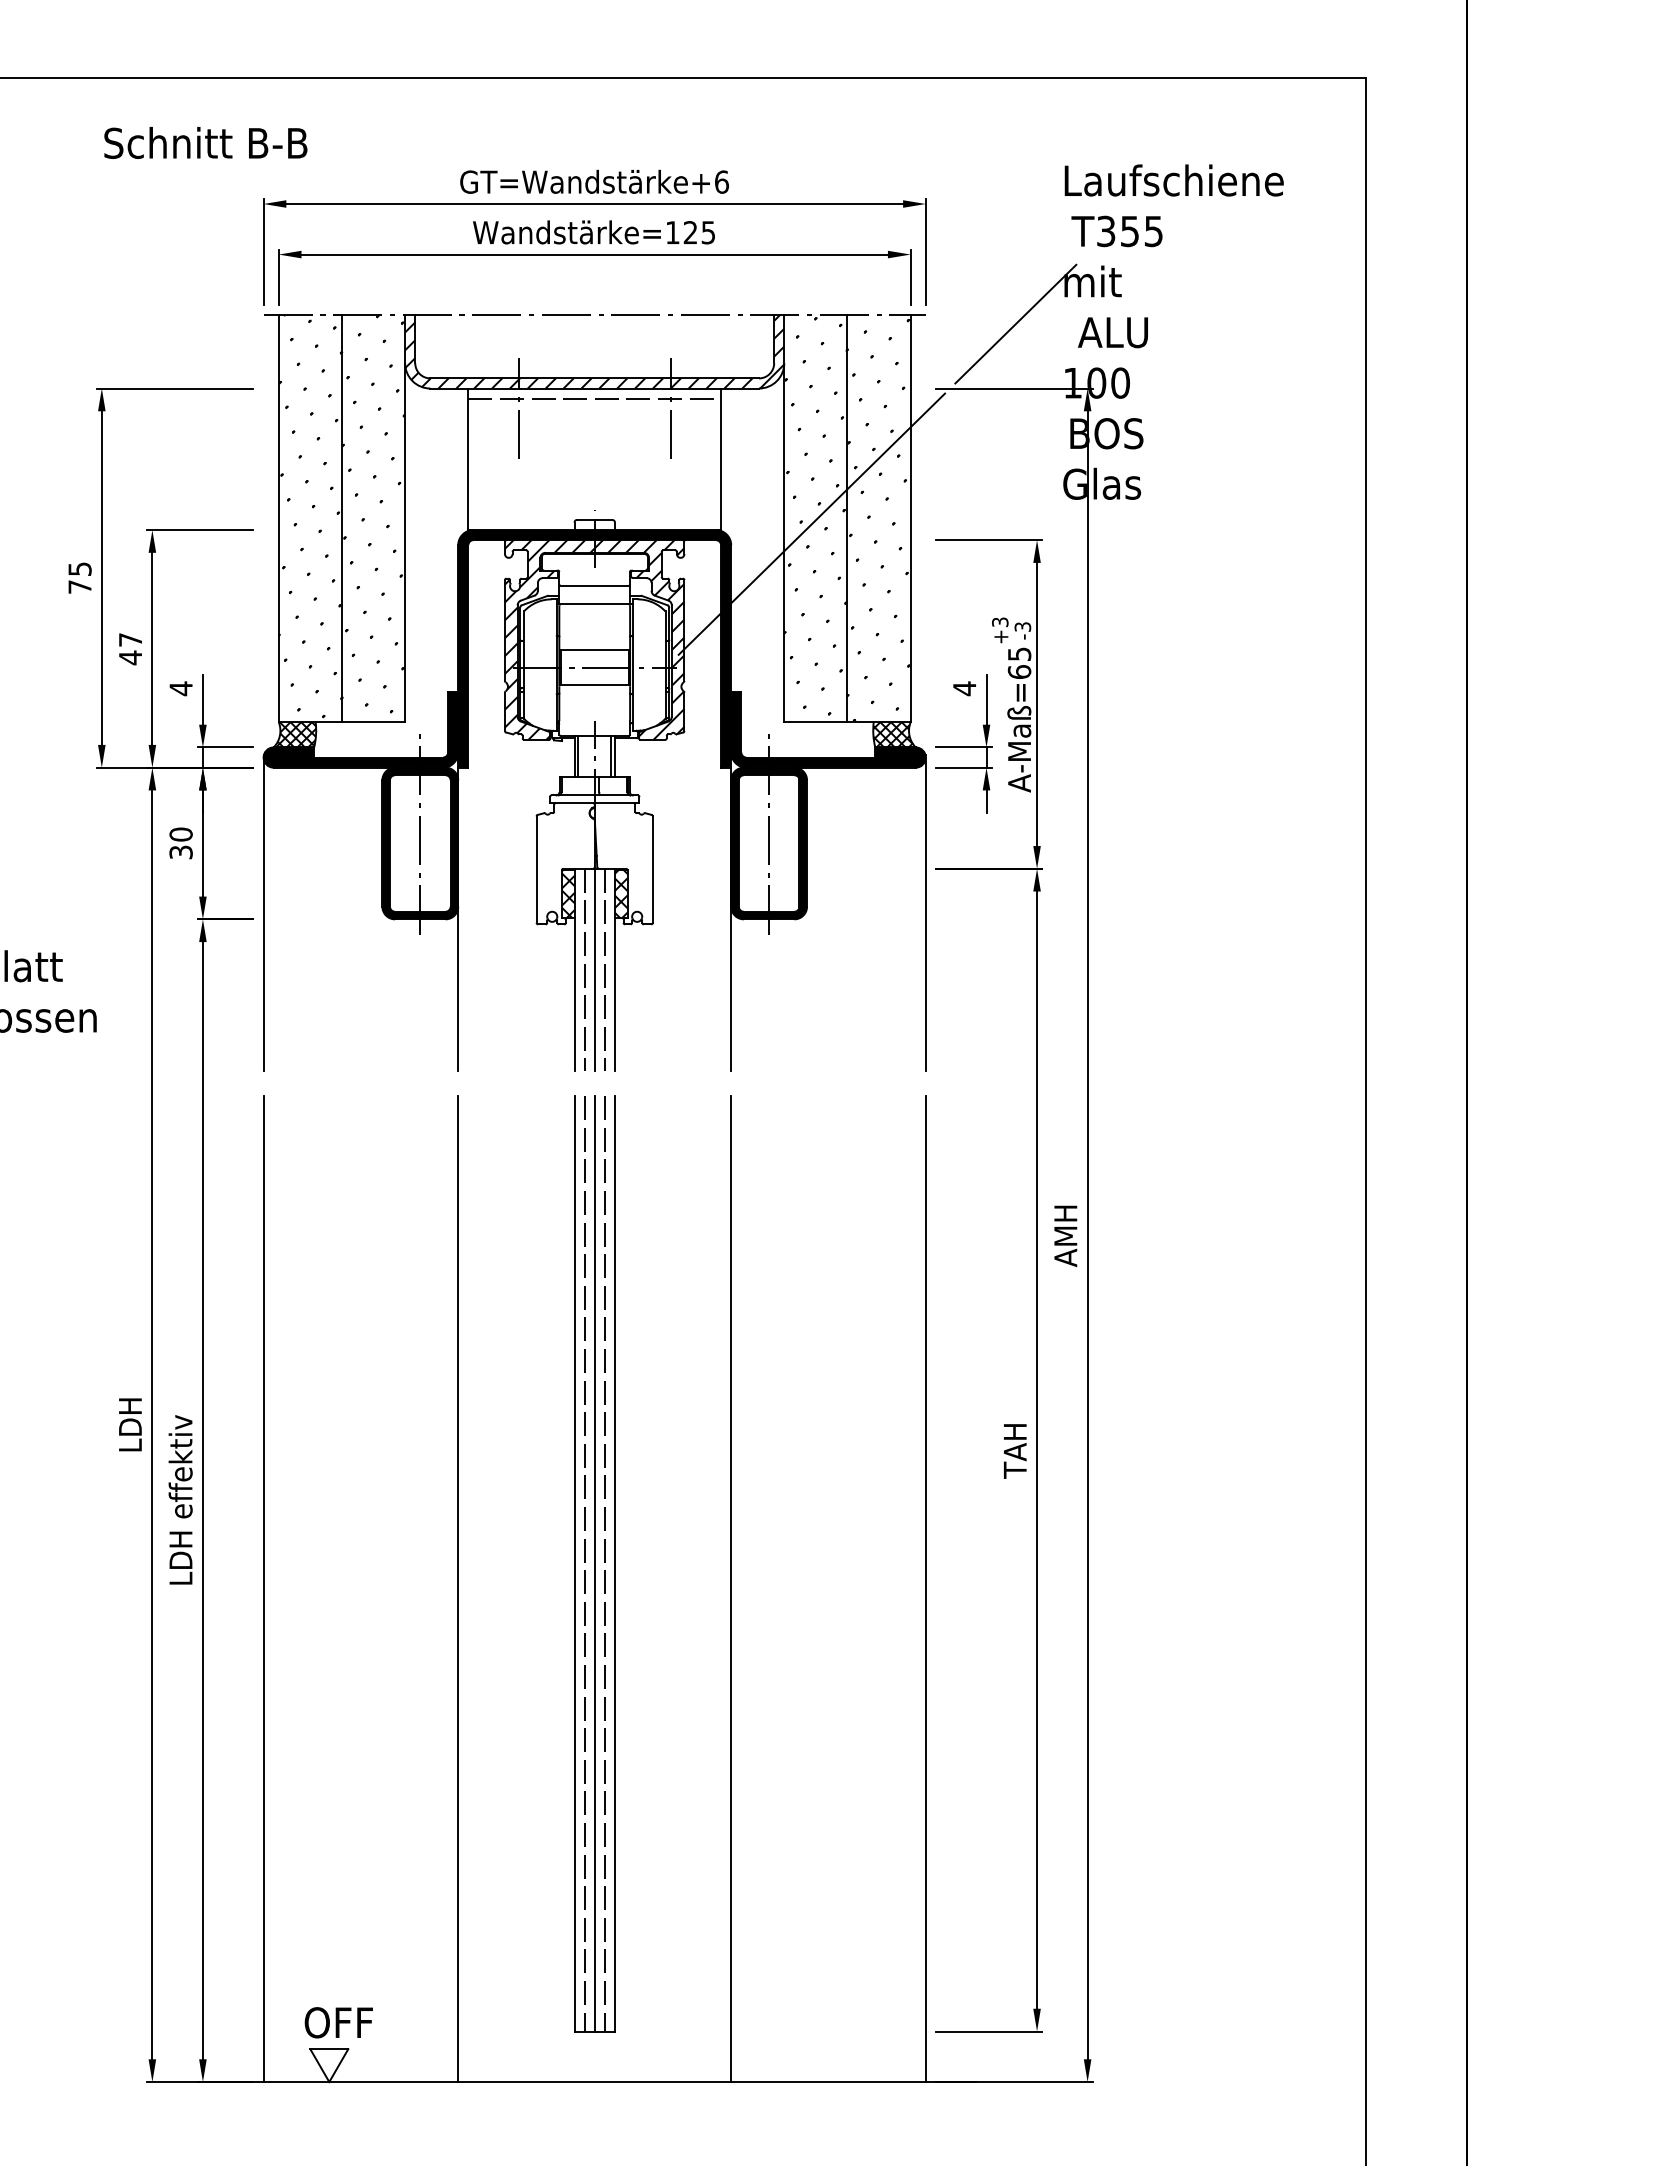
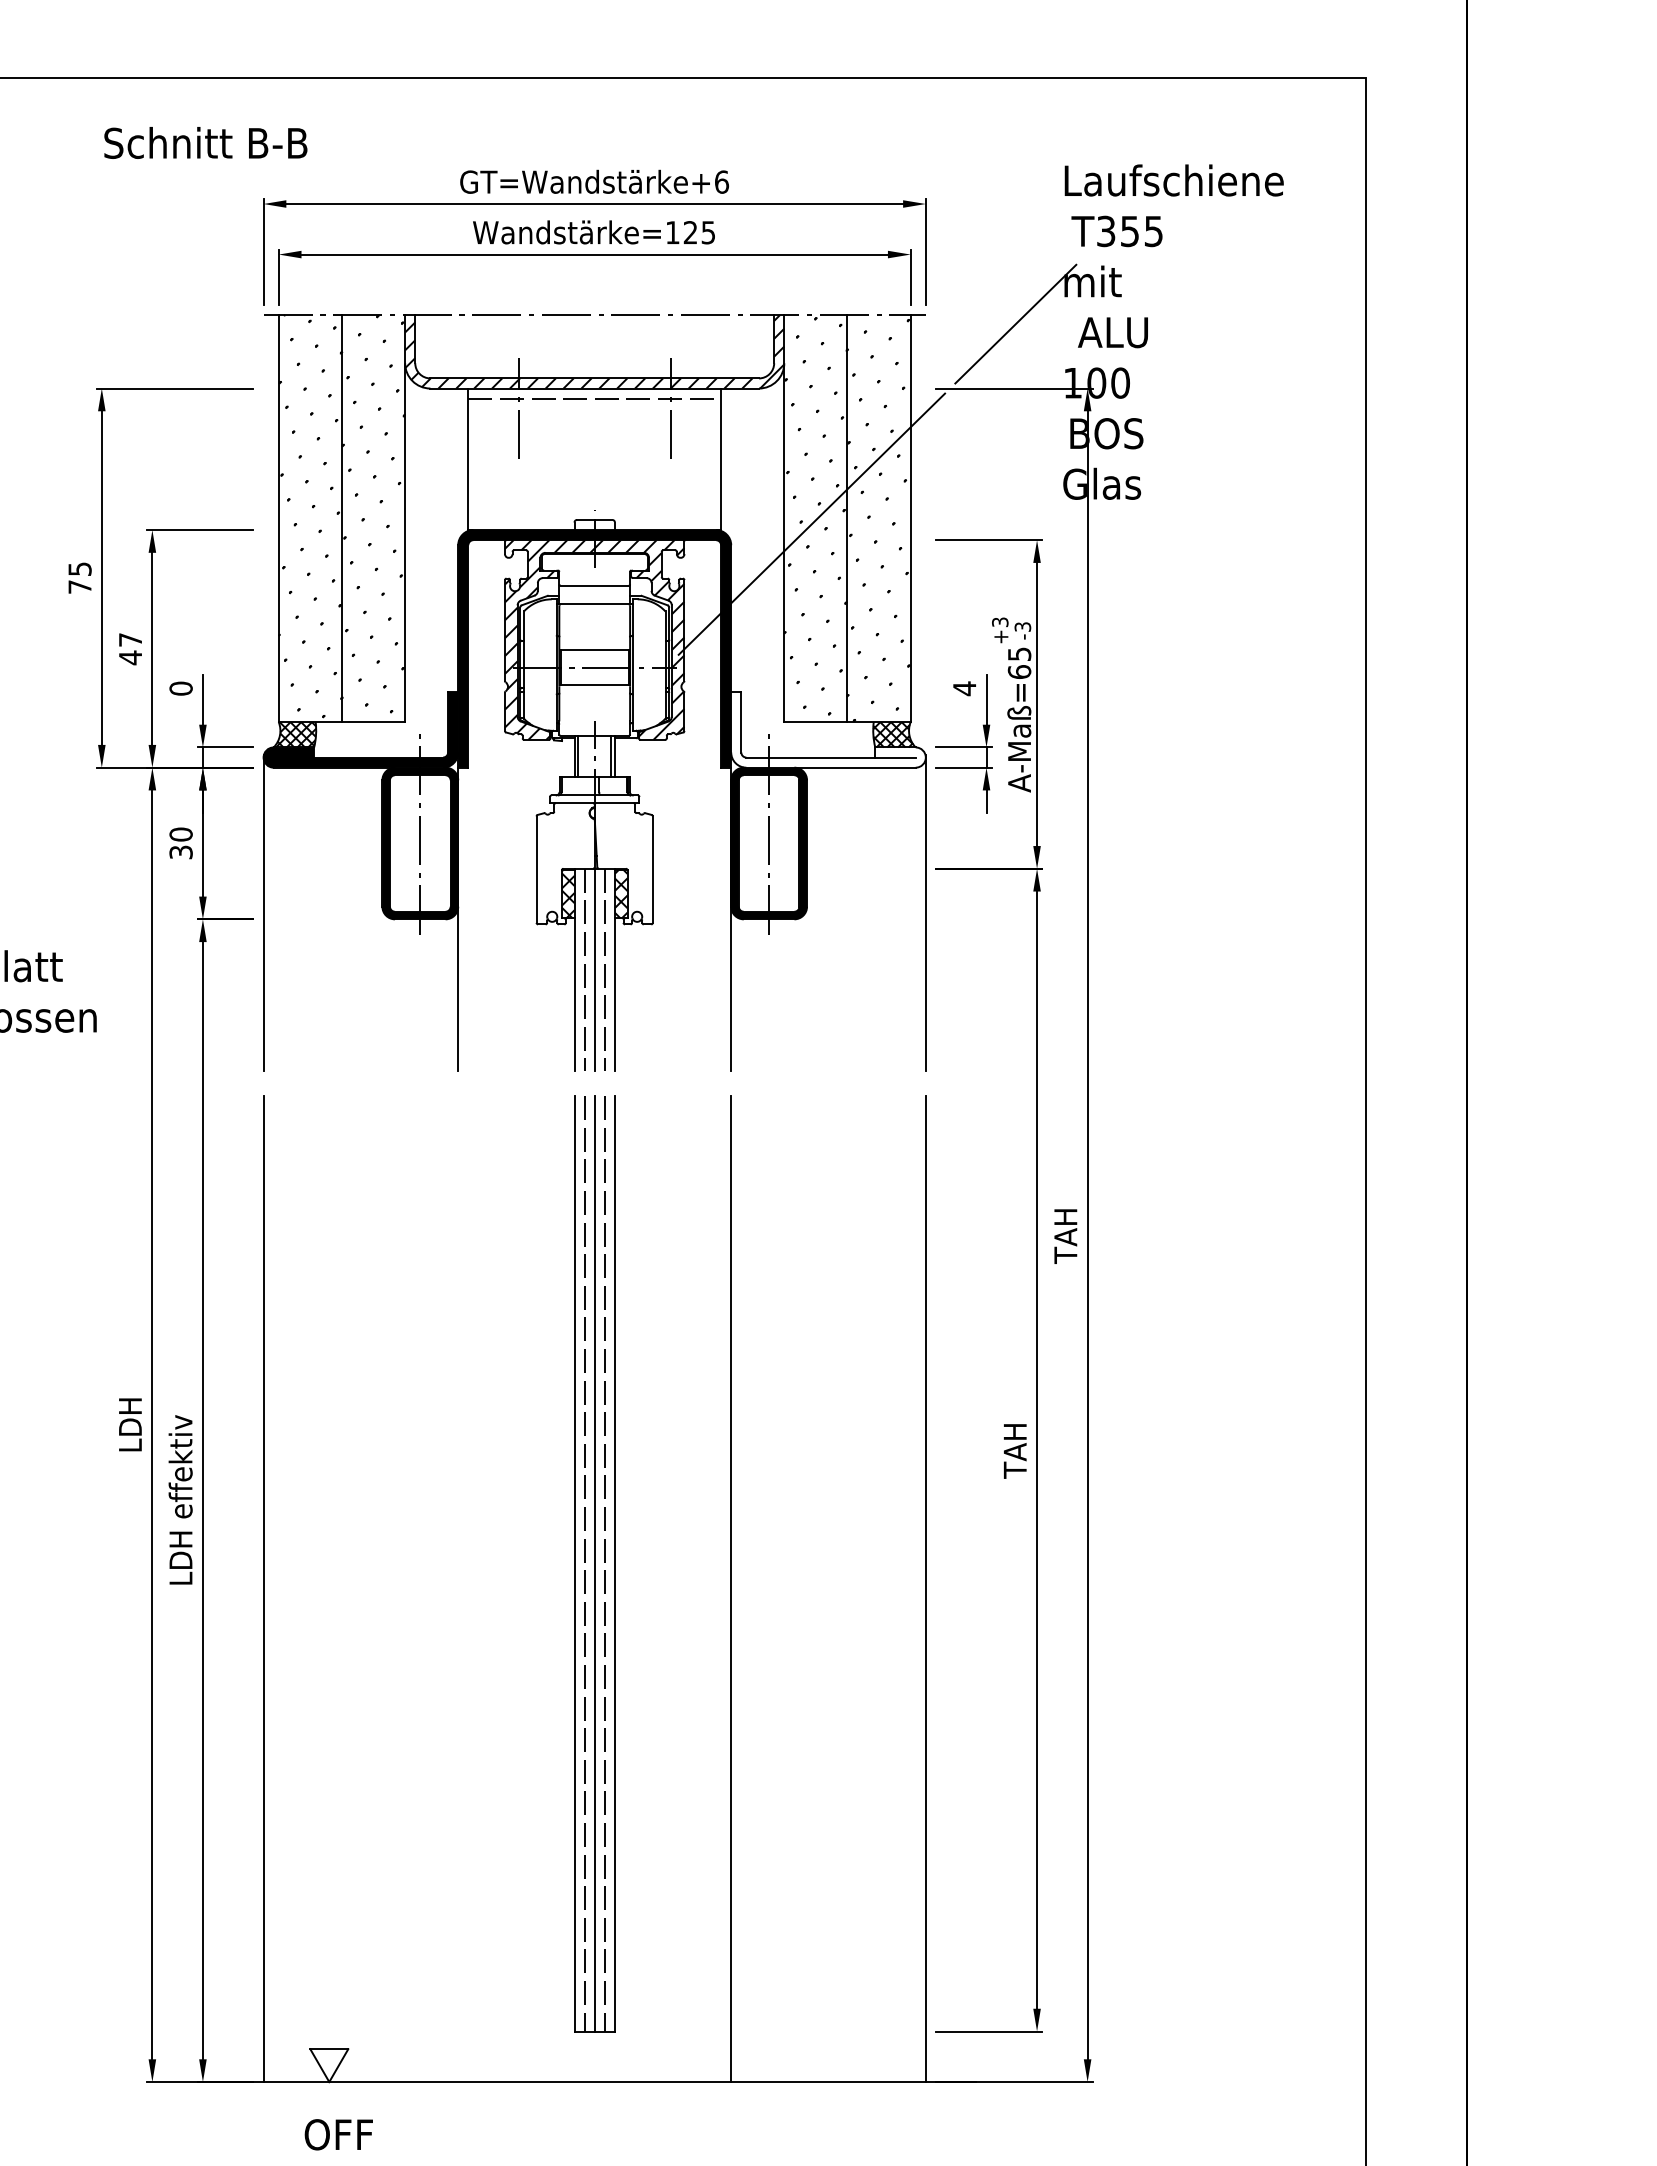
text: 4 -> 0 (180, 688)
fill: present -> none (828, 729)
text: AMH -> TAH (1065, 1236)
line: present -> none (458, 1589)
text position: (338, 2022) -> (338, 2134) (338, 2134)
